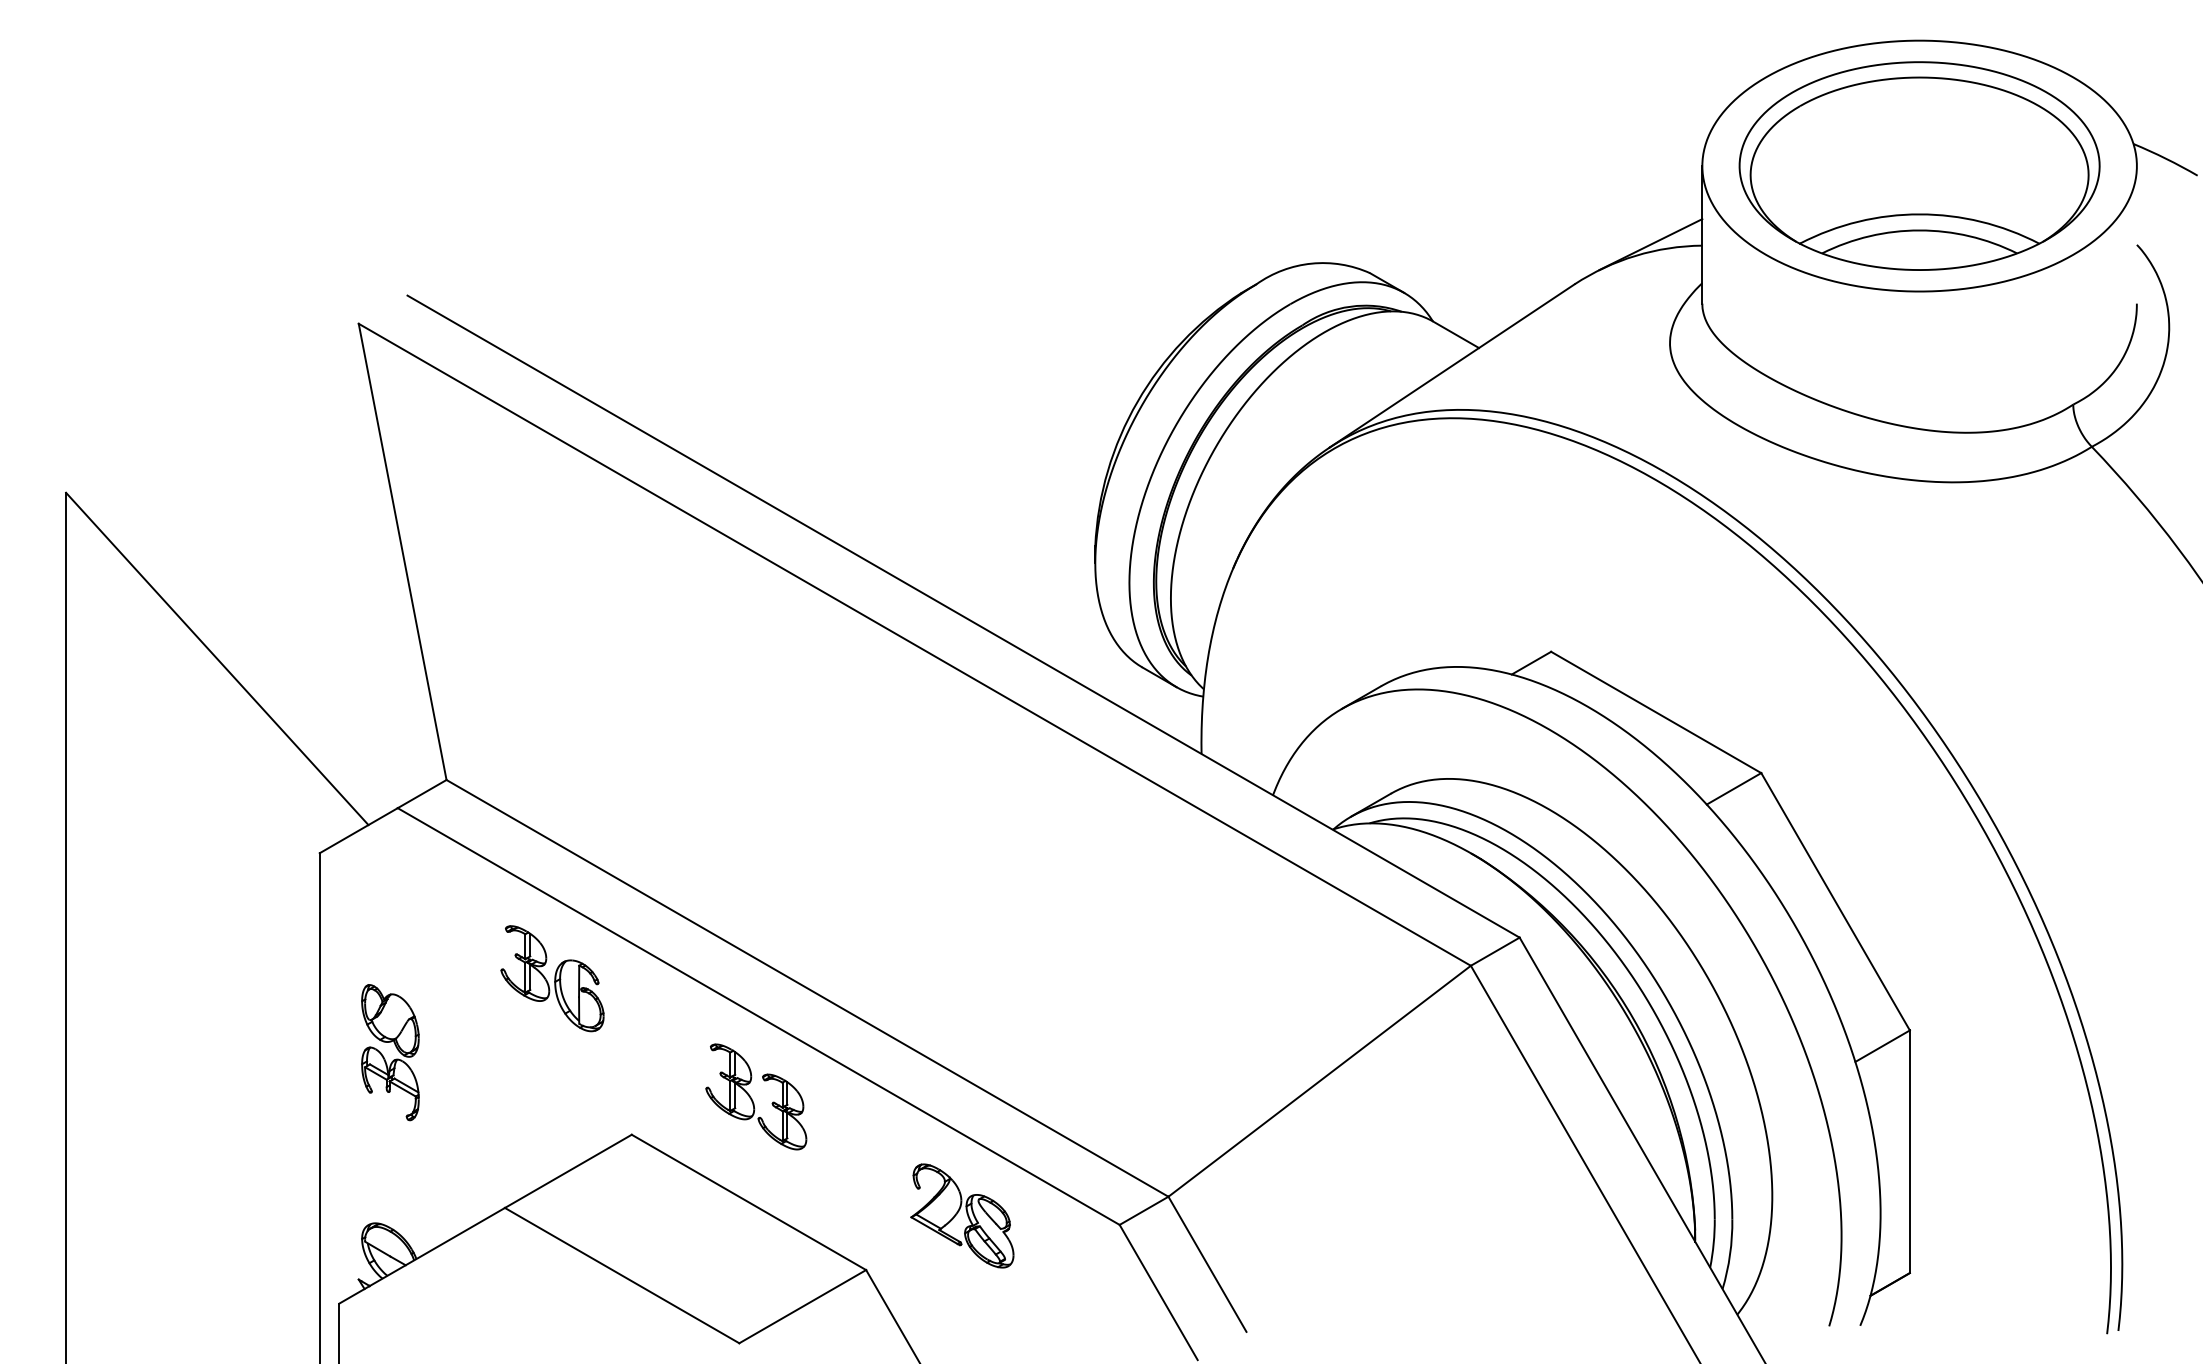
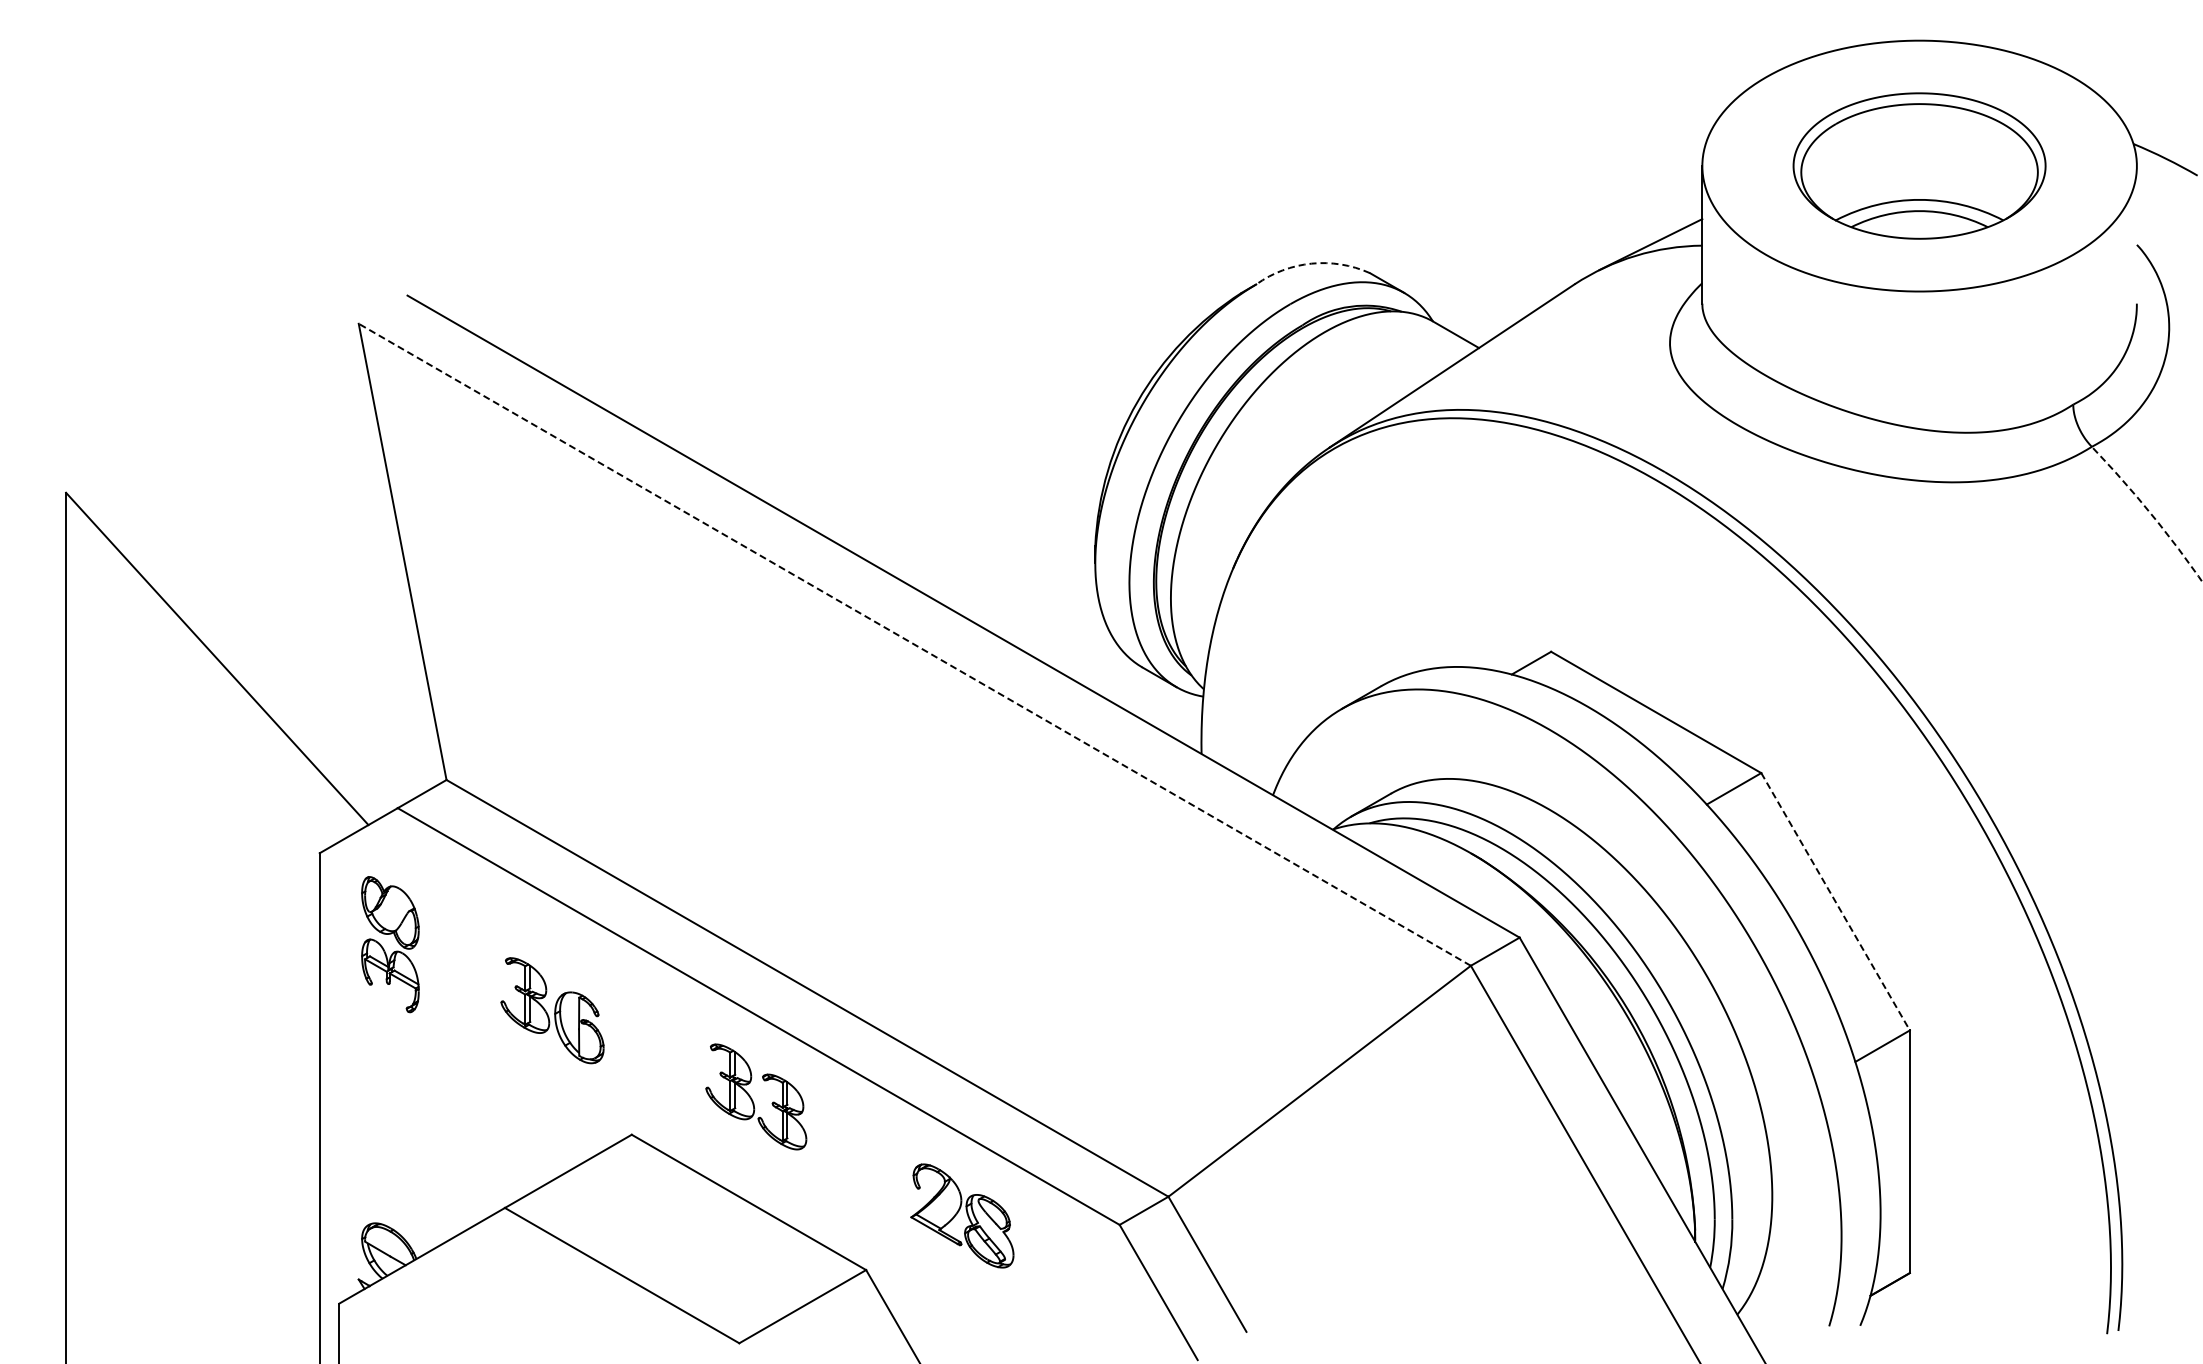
part size: 363x210 px -> 255x148 px (1919, 165)
arc: solid -> dashed (1311, 263)
arc: solid -> dashed (2150, 512)
line: solid -> dashed (914, 644)
line: solid -> dashed (1835, 901)
part position: (552, 978) -> (552, 1010) (552, 1010)
part position: (396, 1048) -> (396, 940) (396, 940)
